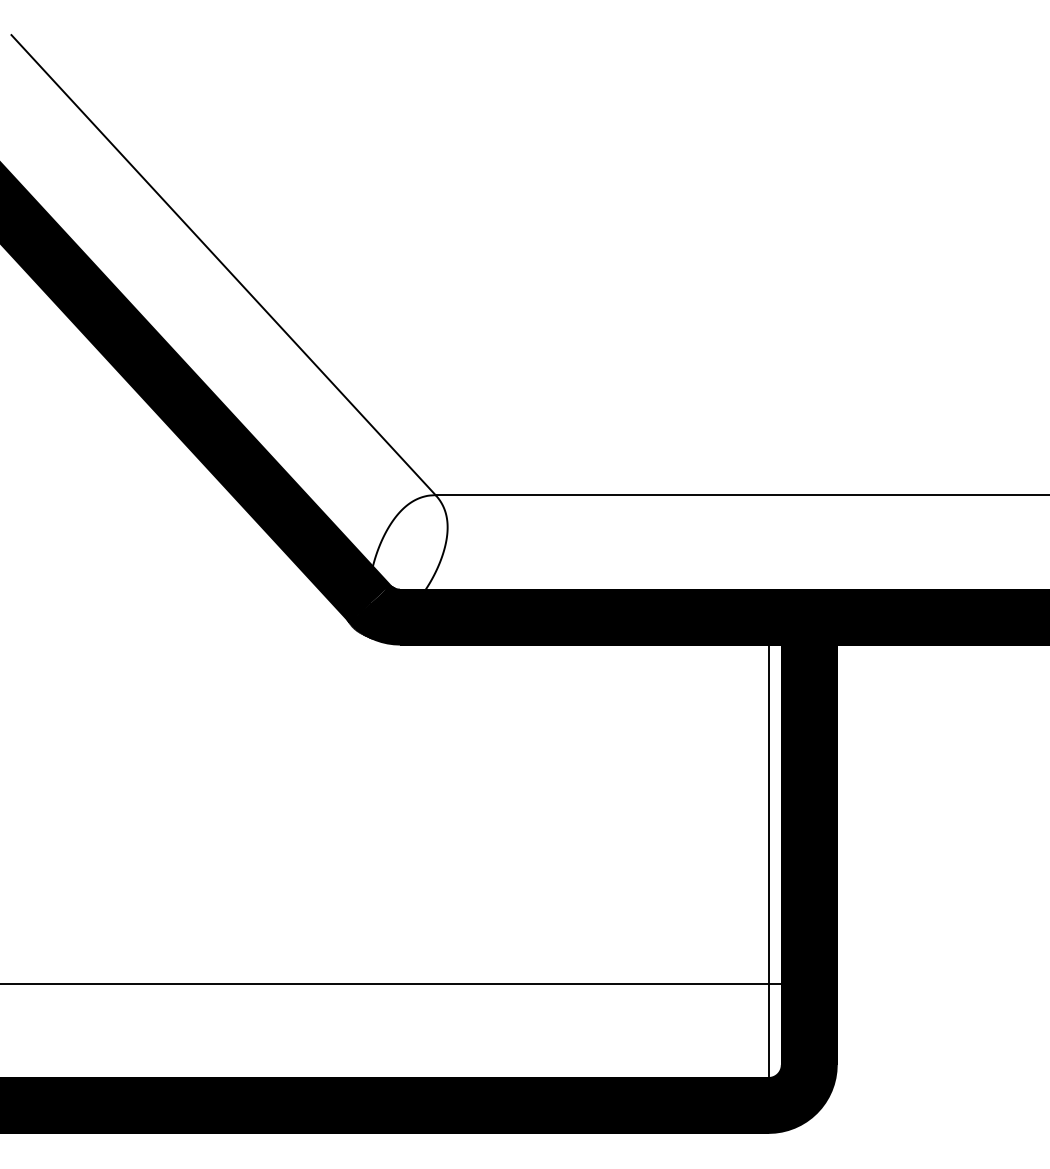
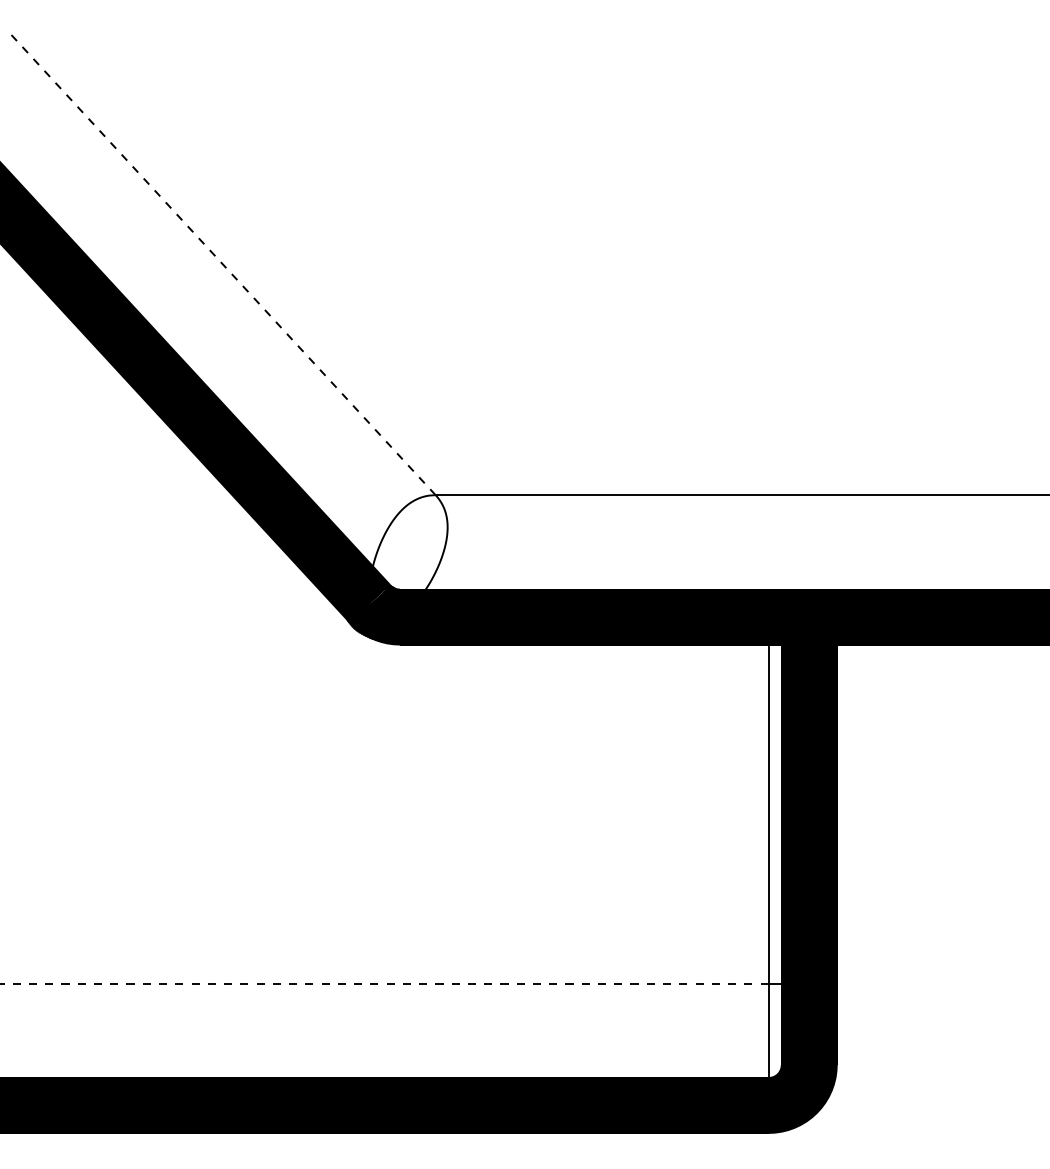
line: solid -> dashed (223, 265)
line: solid -> dashed (384, 983)
